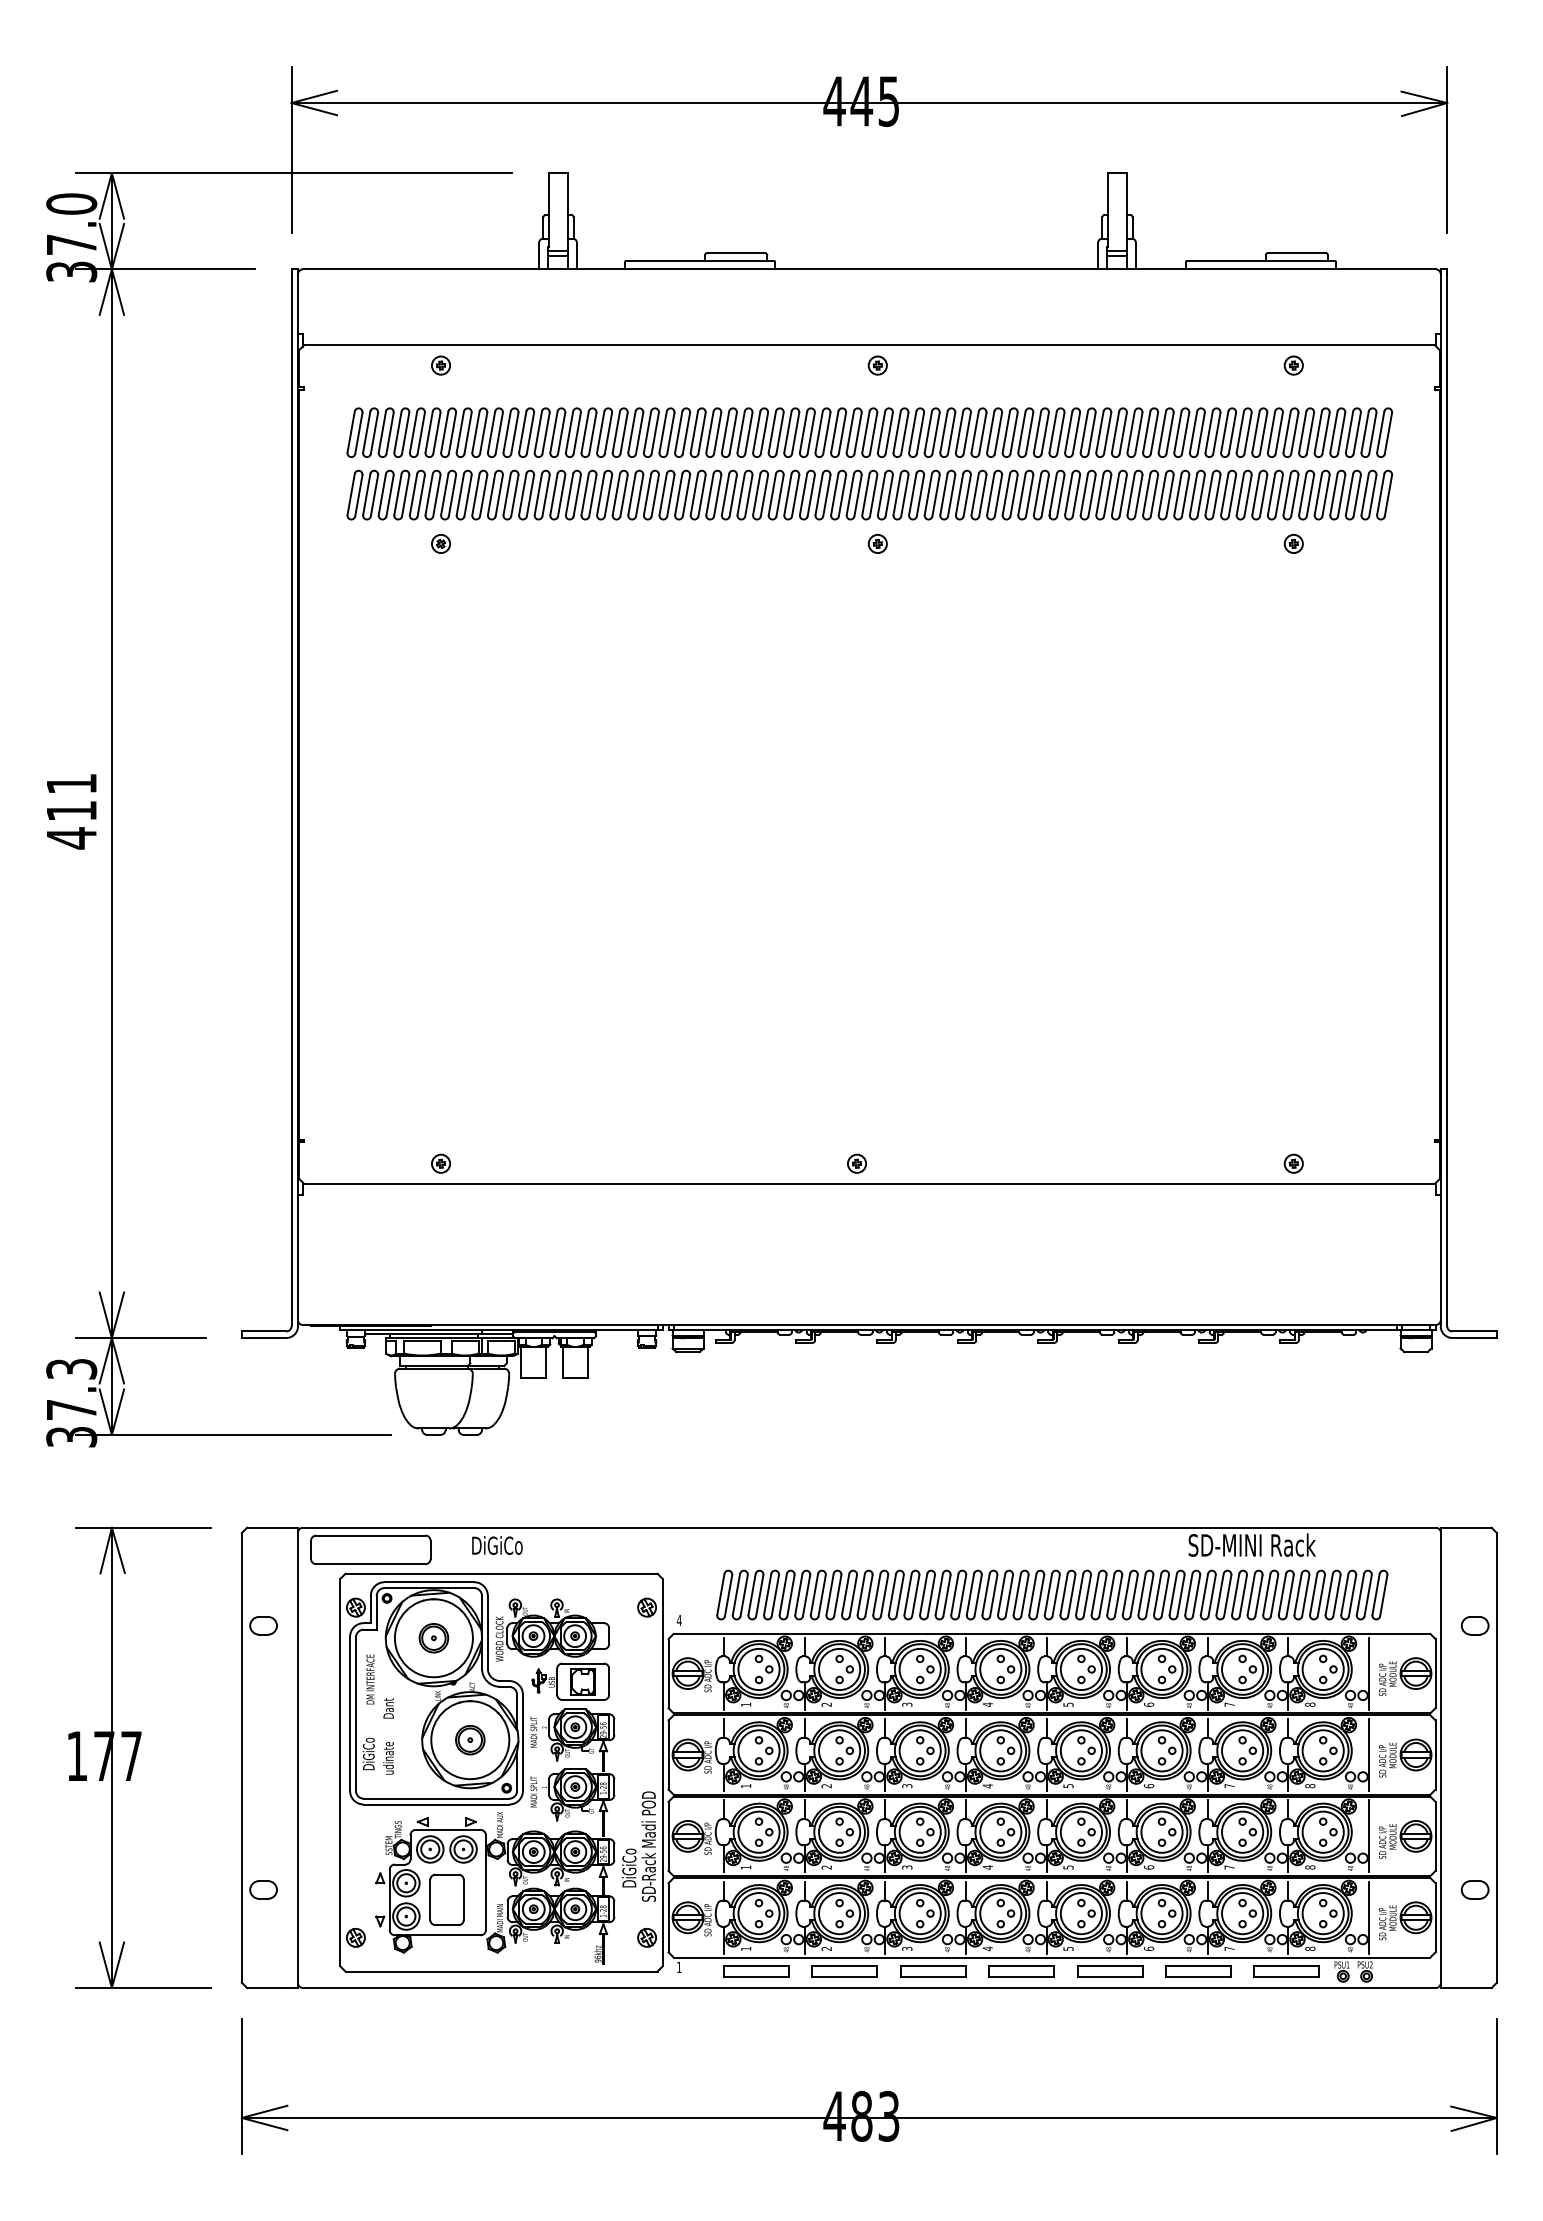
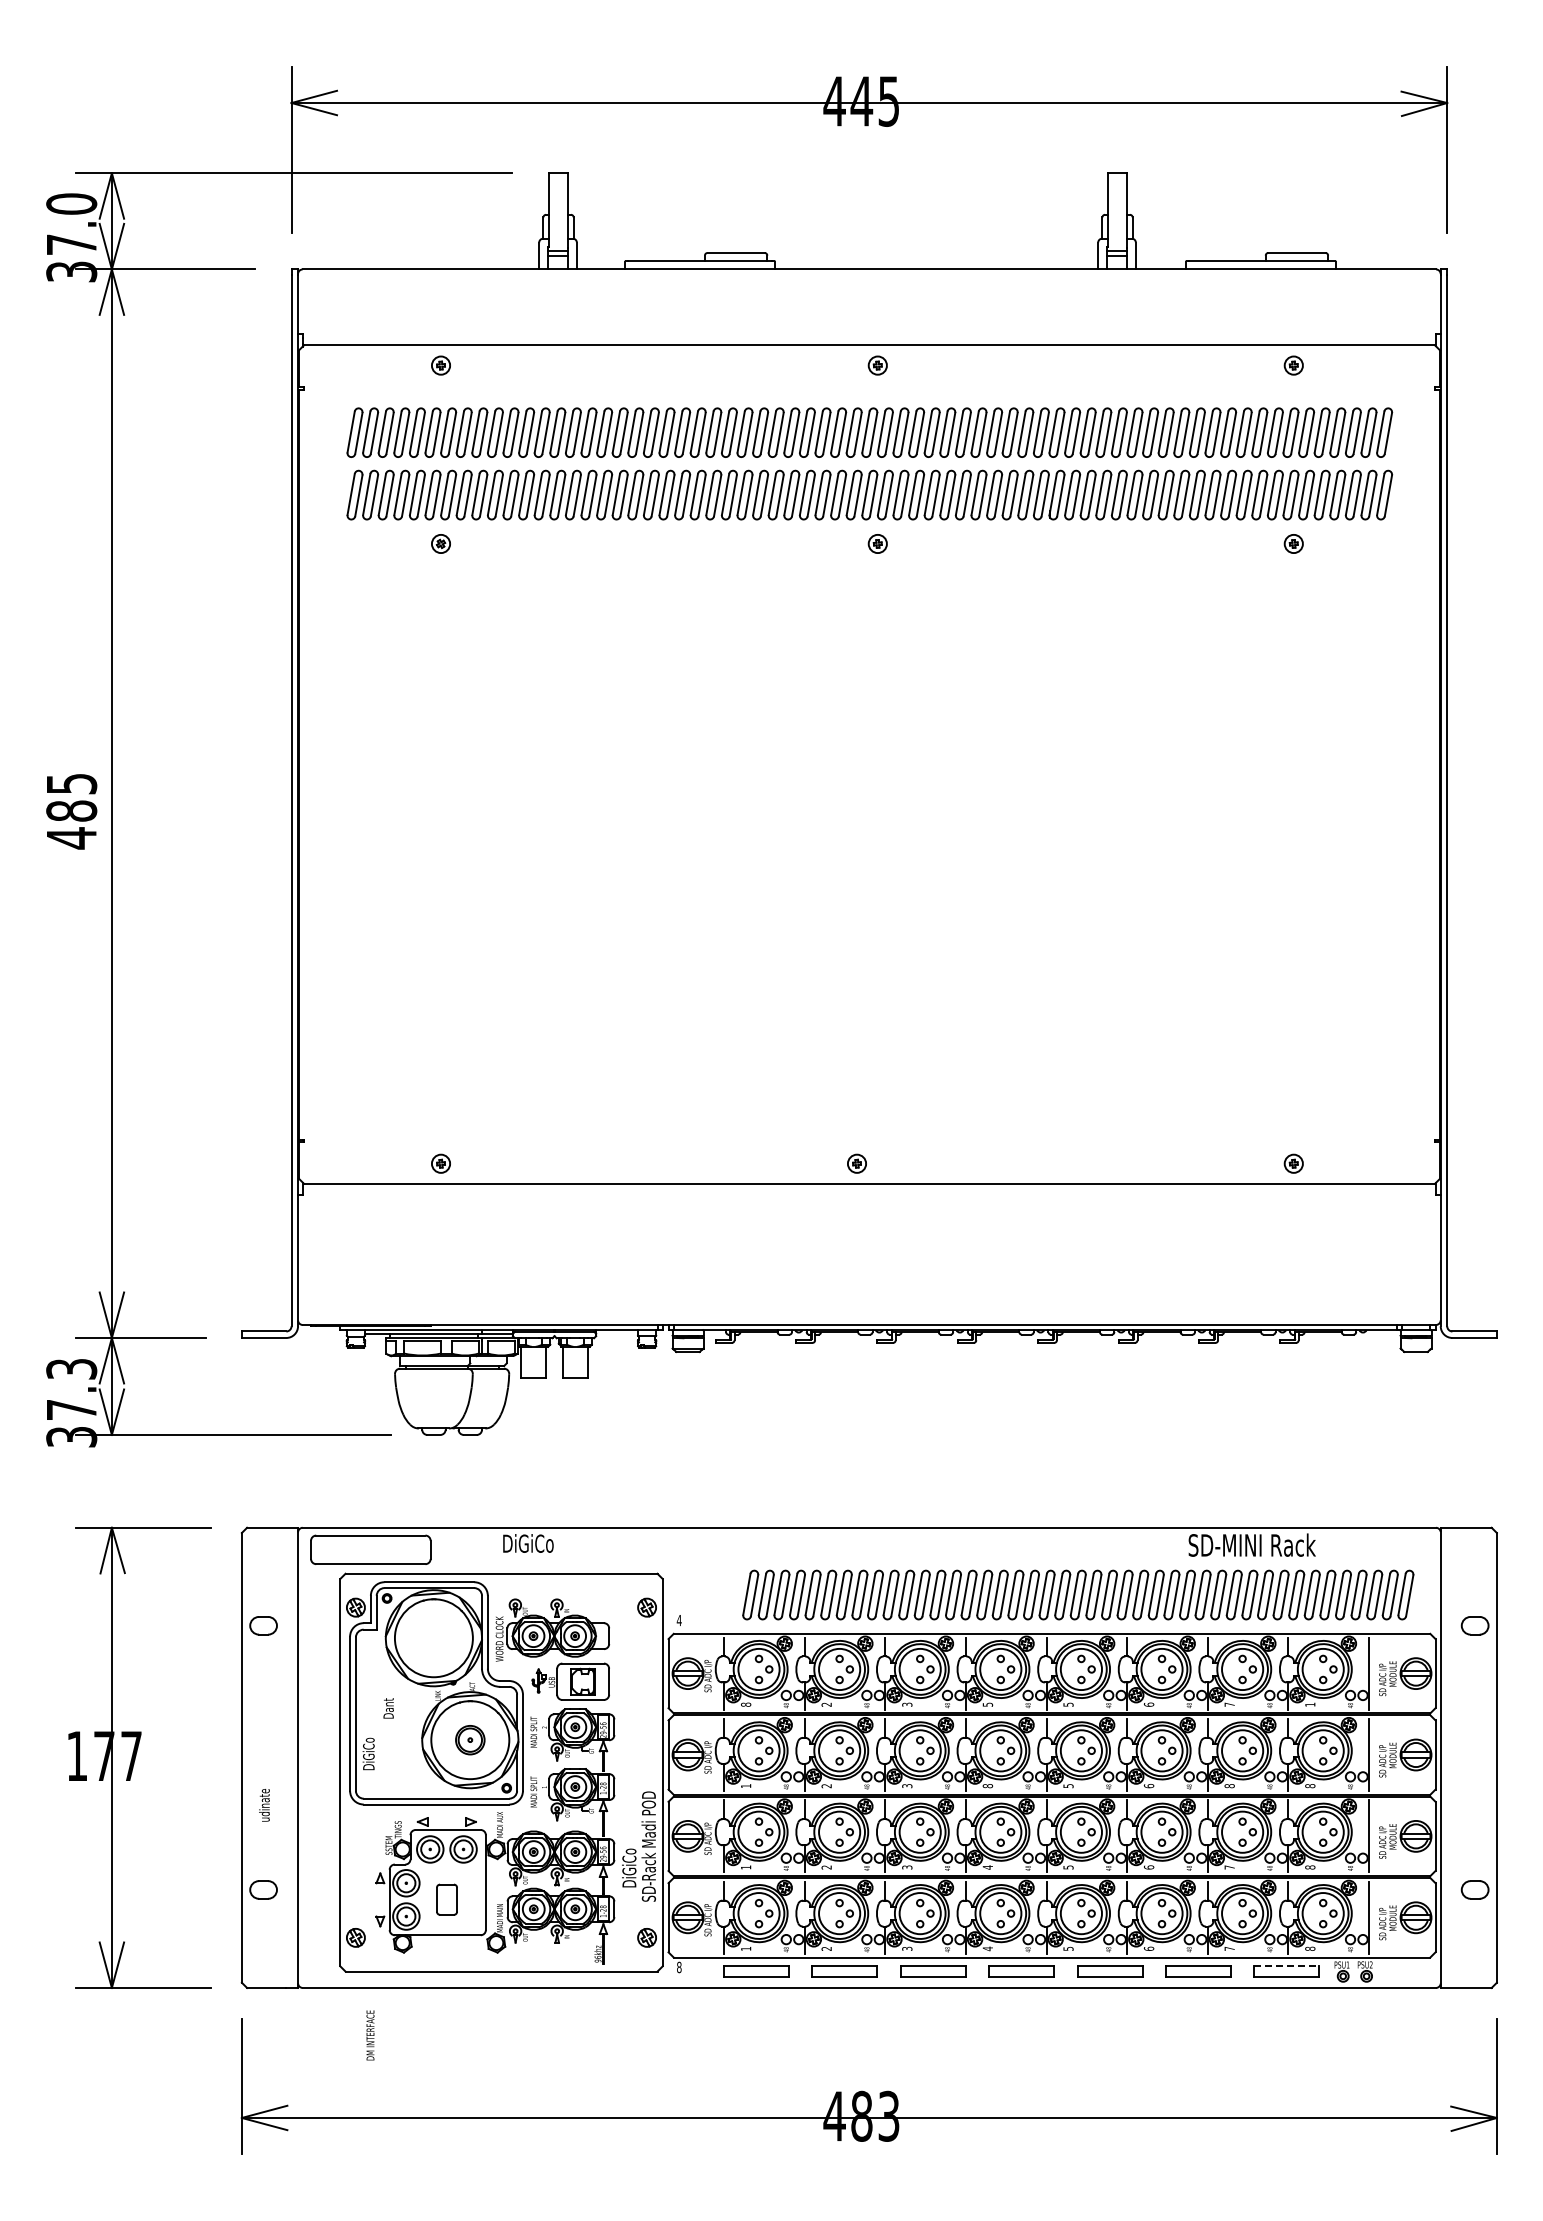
text: 411 -> 485 (71, 797)
text position: (497, 1545) -> (528, 1543) (528, 1543)
part position: (1052, 1594) -> (1078, 1594) (1078, 1594)
part: present -> none (433, 1638)
text position: (370, 1679) -> (370, 2035) (370, 2035)
text: 1 -> 8 (746, 1704)
text: 4 -> 5 (987, 1704)
text: 8 -> 1 (1310, 1704)
text position: (388, 1758) -> (264, 1805) (264, 1805)
text: 4 -> 8 (987, 1786)
text: 7 -> 8 (1229, 1786)
part size: 36x53 px -> 22x33 px (446, 1899)
line: solid -> dashed (1287, 1966)
text: 1 -> 8 (679, 1967)
